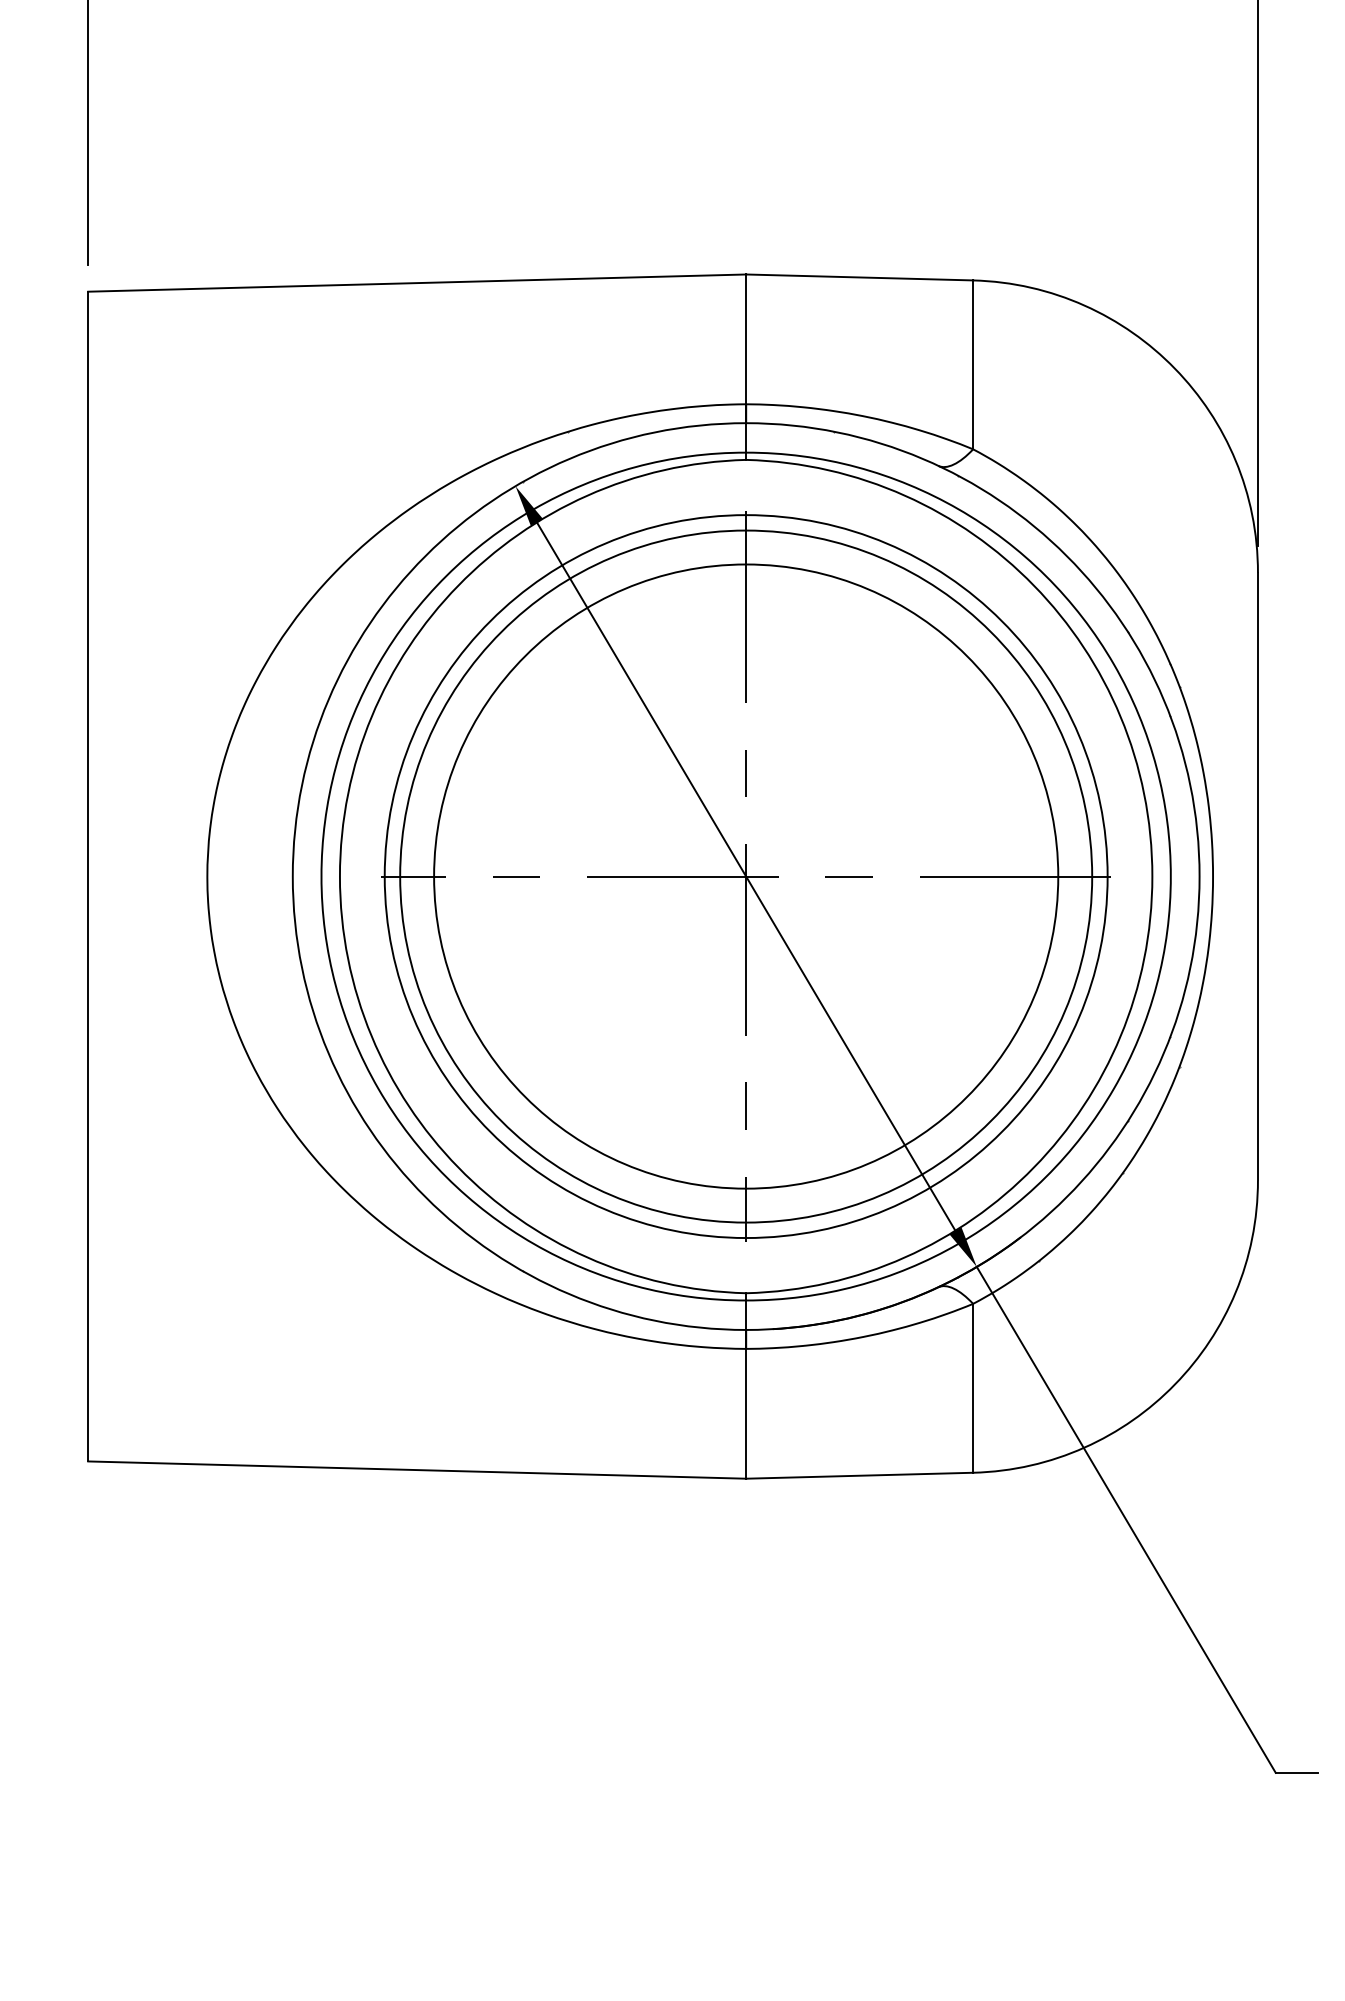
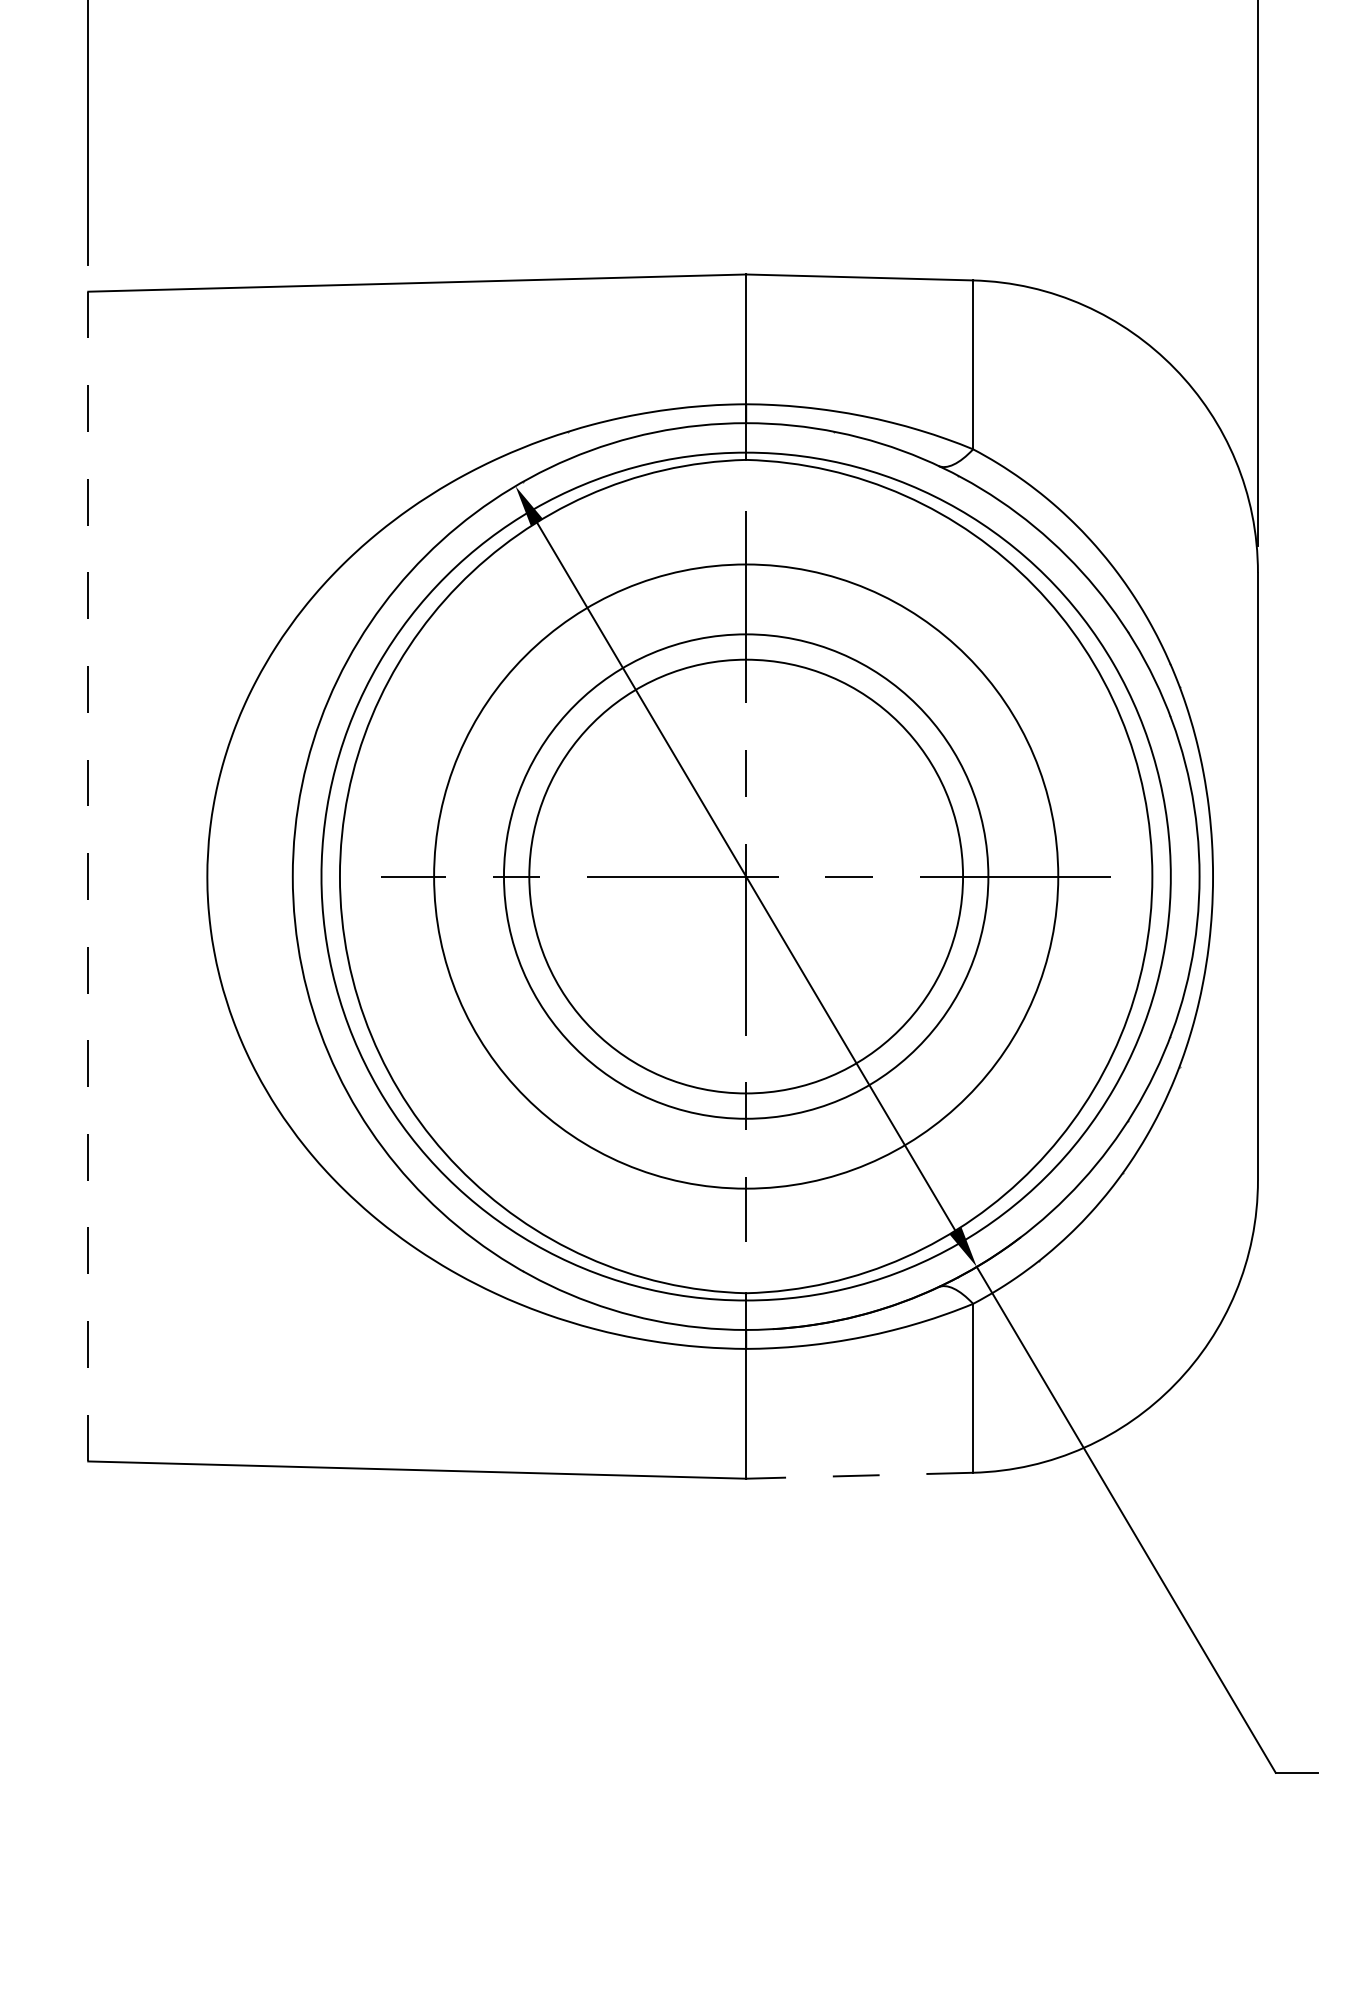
line: solid -> dashed (88, 876)
circle diameter: 723 px -> 434 px (746, 876)
circle diameter: 692 px -> 484 px (745, 876)
line: solid -> dashed (859, 1475)
